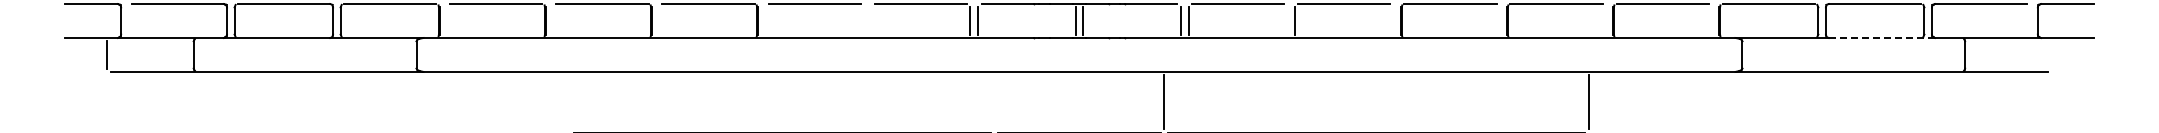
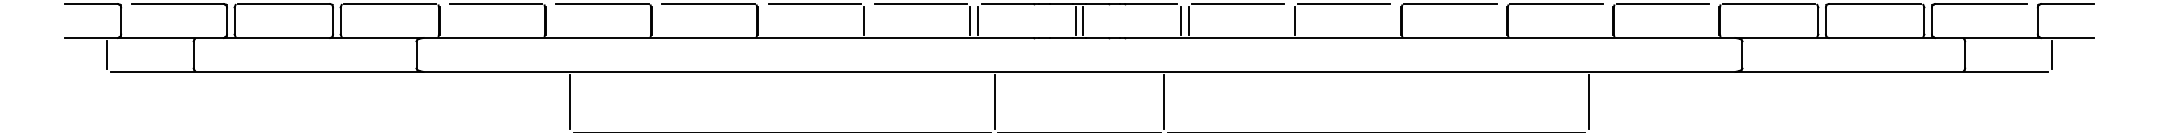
line: none -> present (864, 20)
line: dashed -> solid (1881, 37)
line: none -> present (2051, 54)
line: none -> present (570, 101)
line: none -> present (994, 101)
